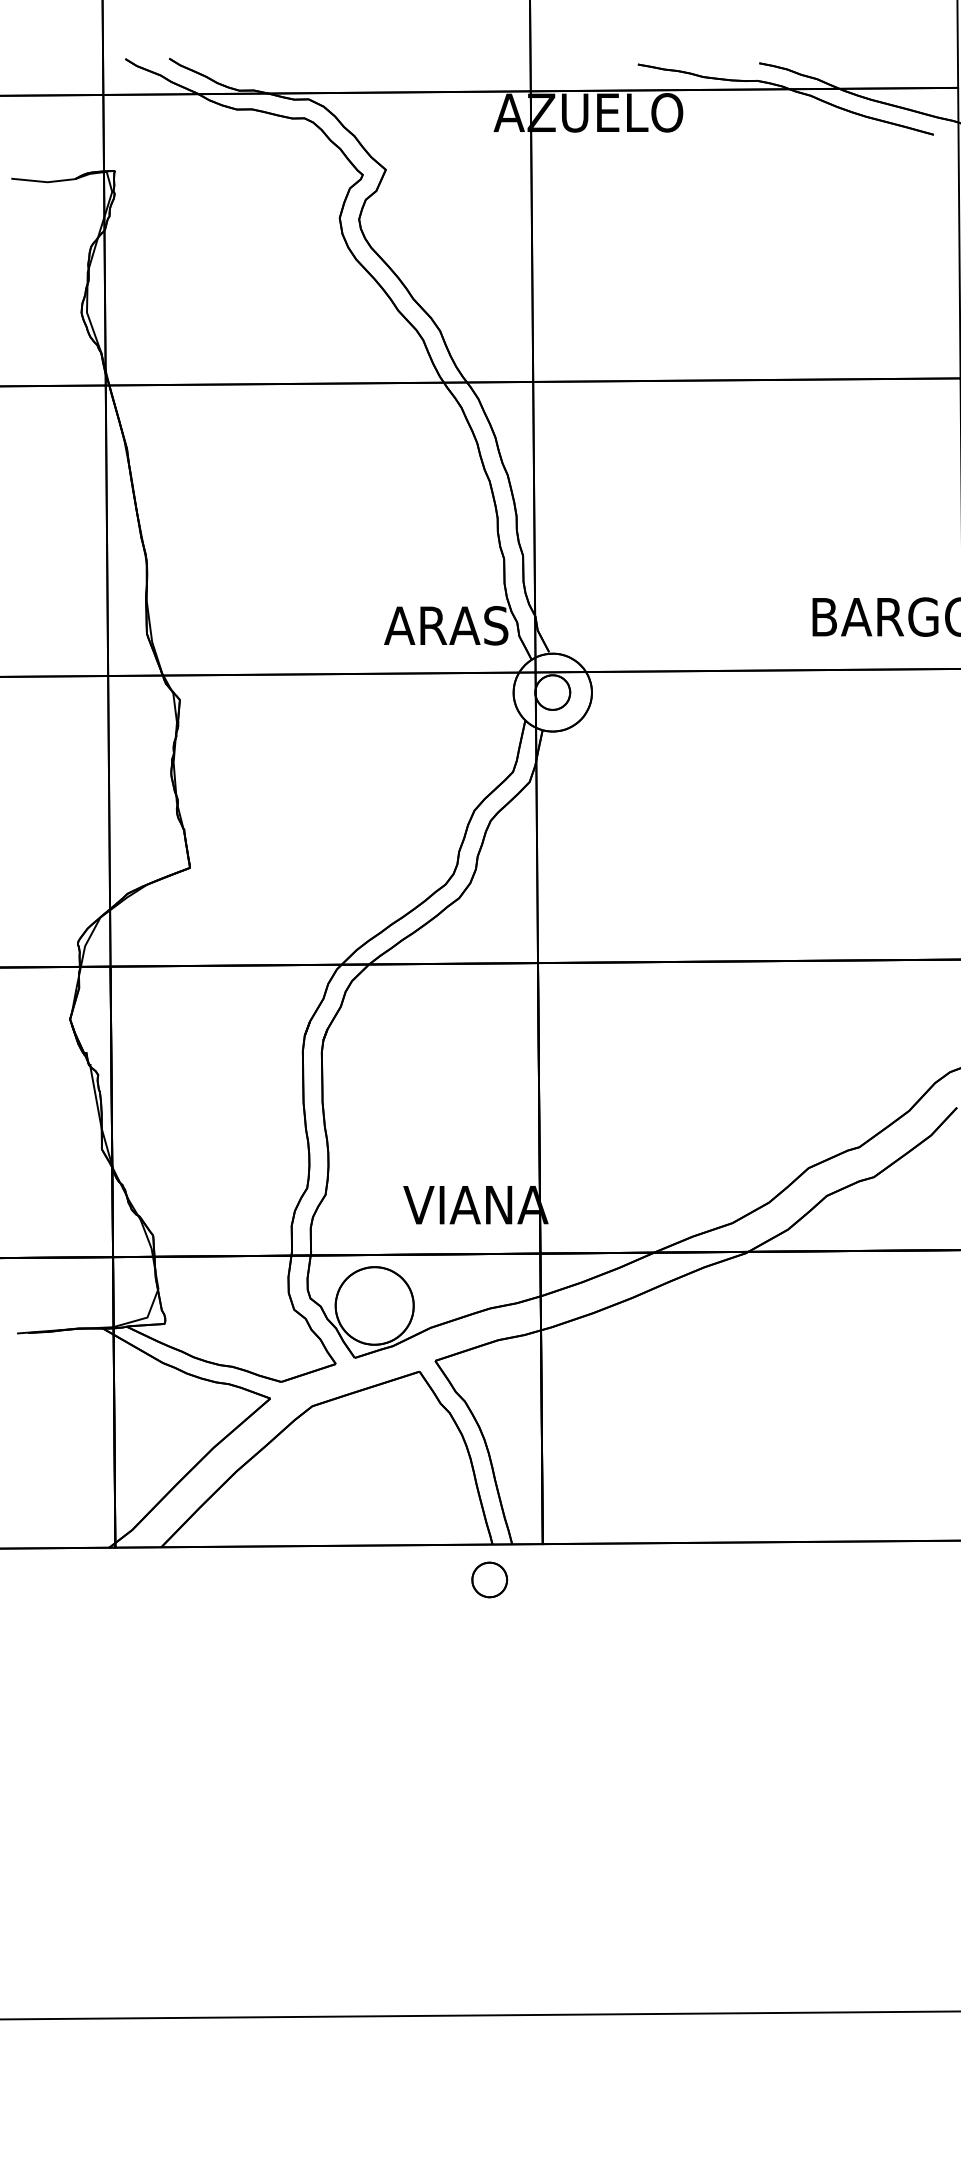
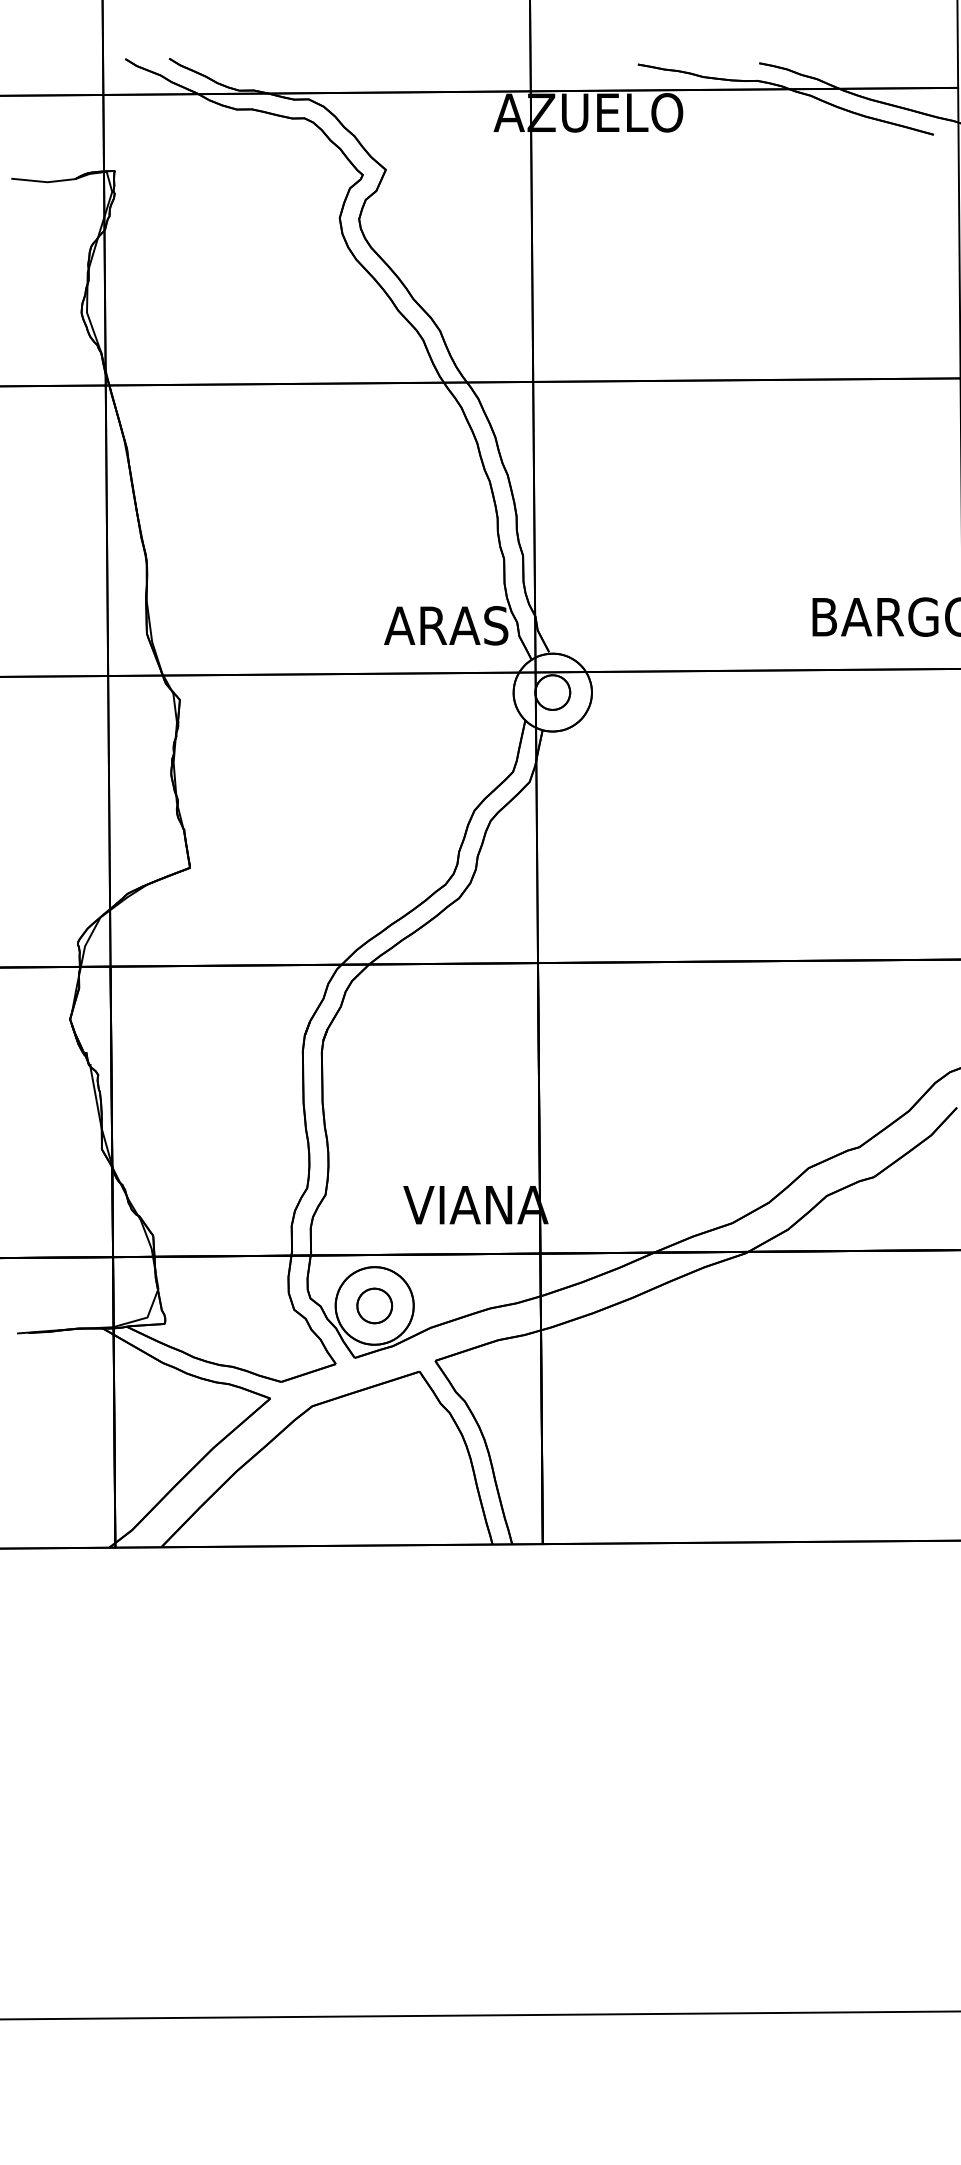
part position: (489, 1579) -> (374, 1305) (374, 1305)
